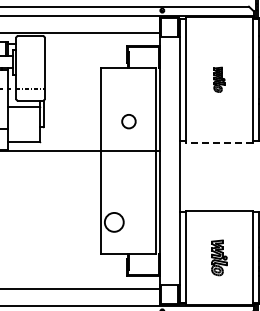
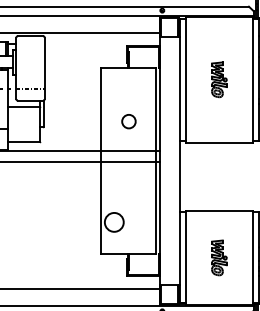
part size: 13x27 px -> 17x38 px (219, 79)
line: dashed -> solid (218, 142)
line: none -> present (80, 161)
